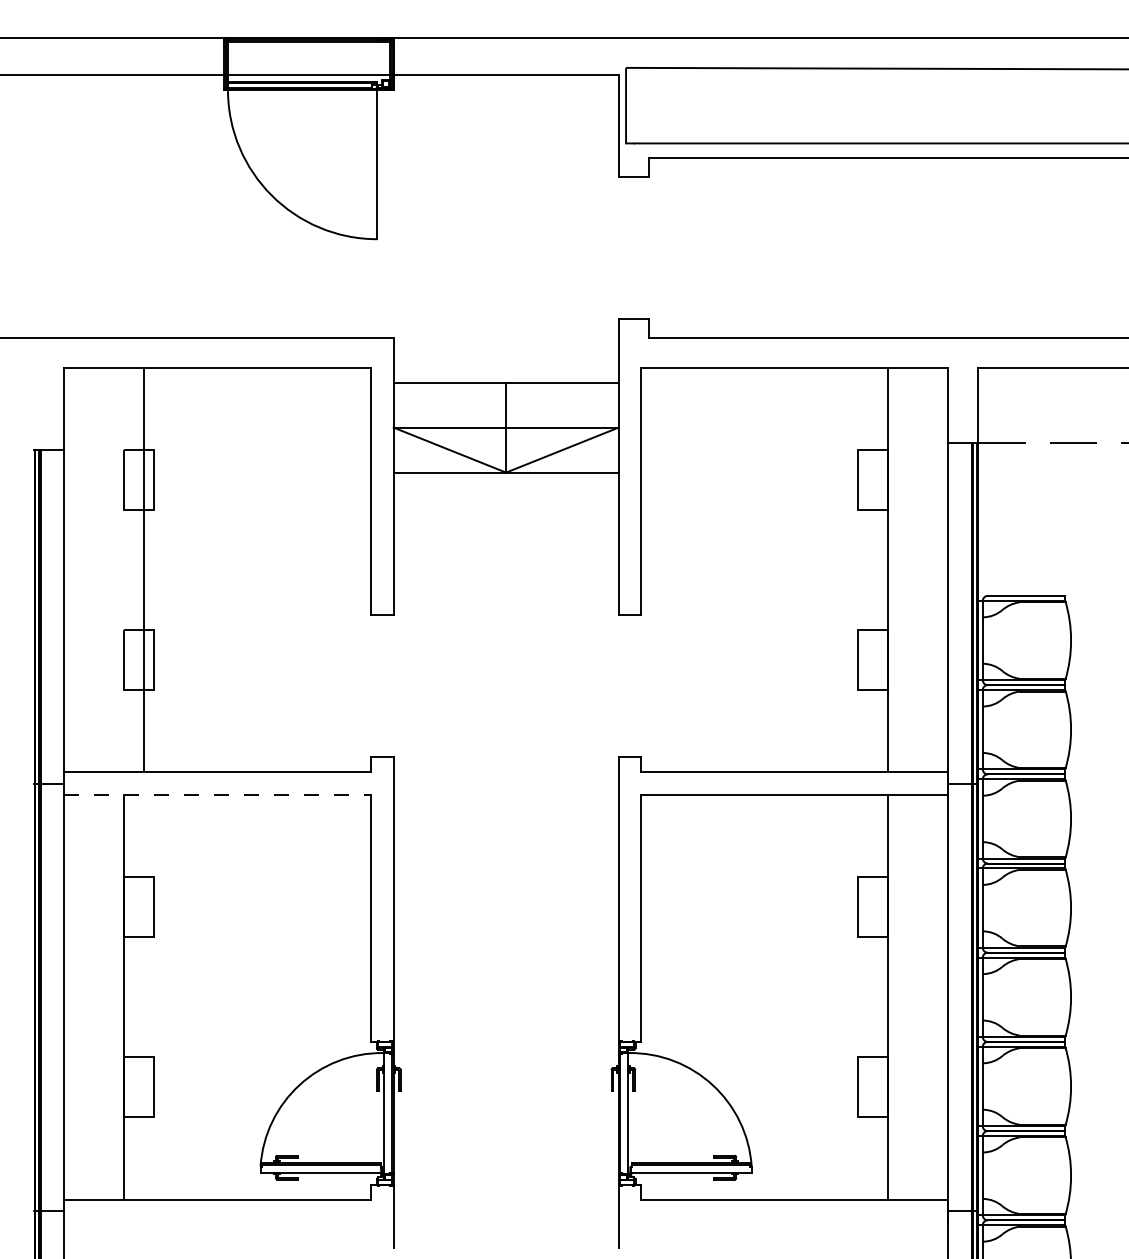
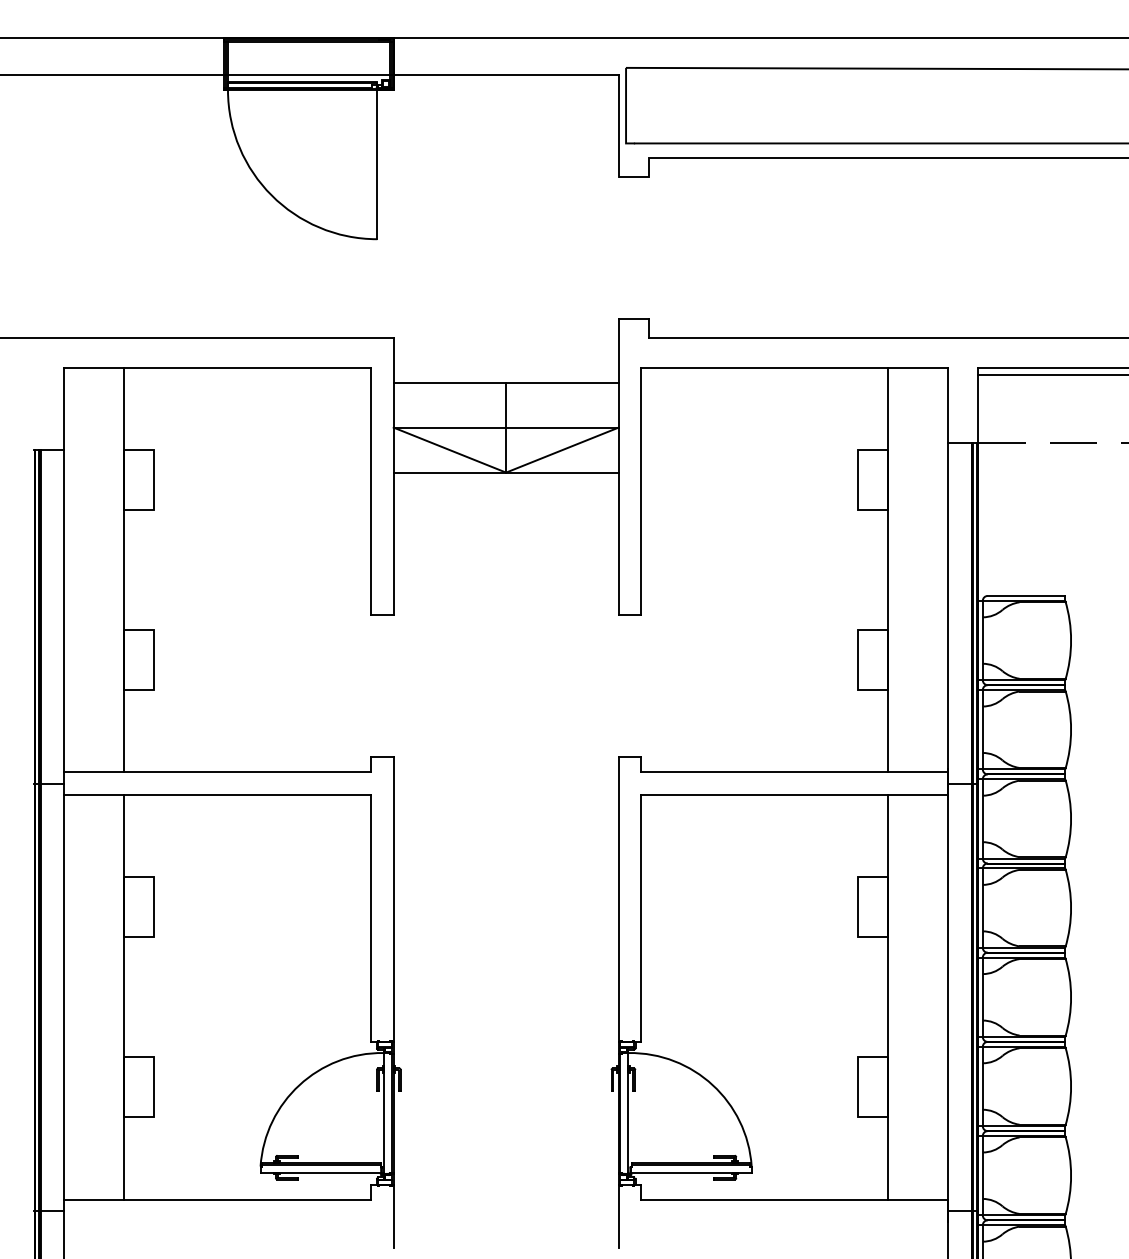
line: none -> present (1051, 375)
line position: (143, 569) -> (123, 569) (123, 569)
line: dashed -> solid (217, 794)
